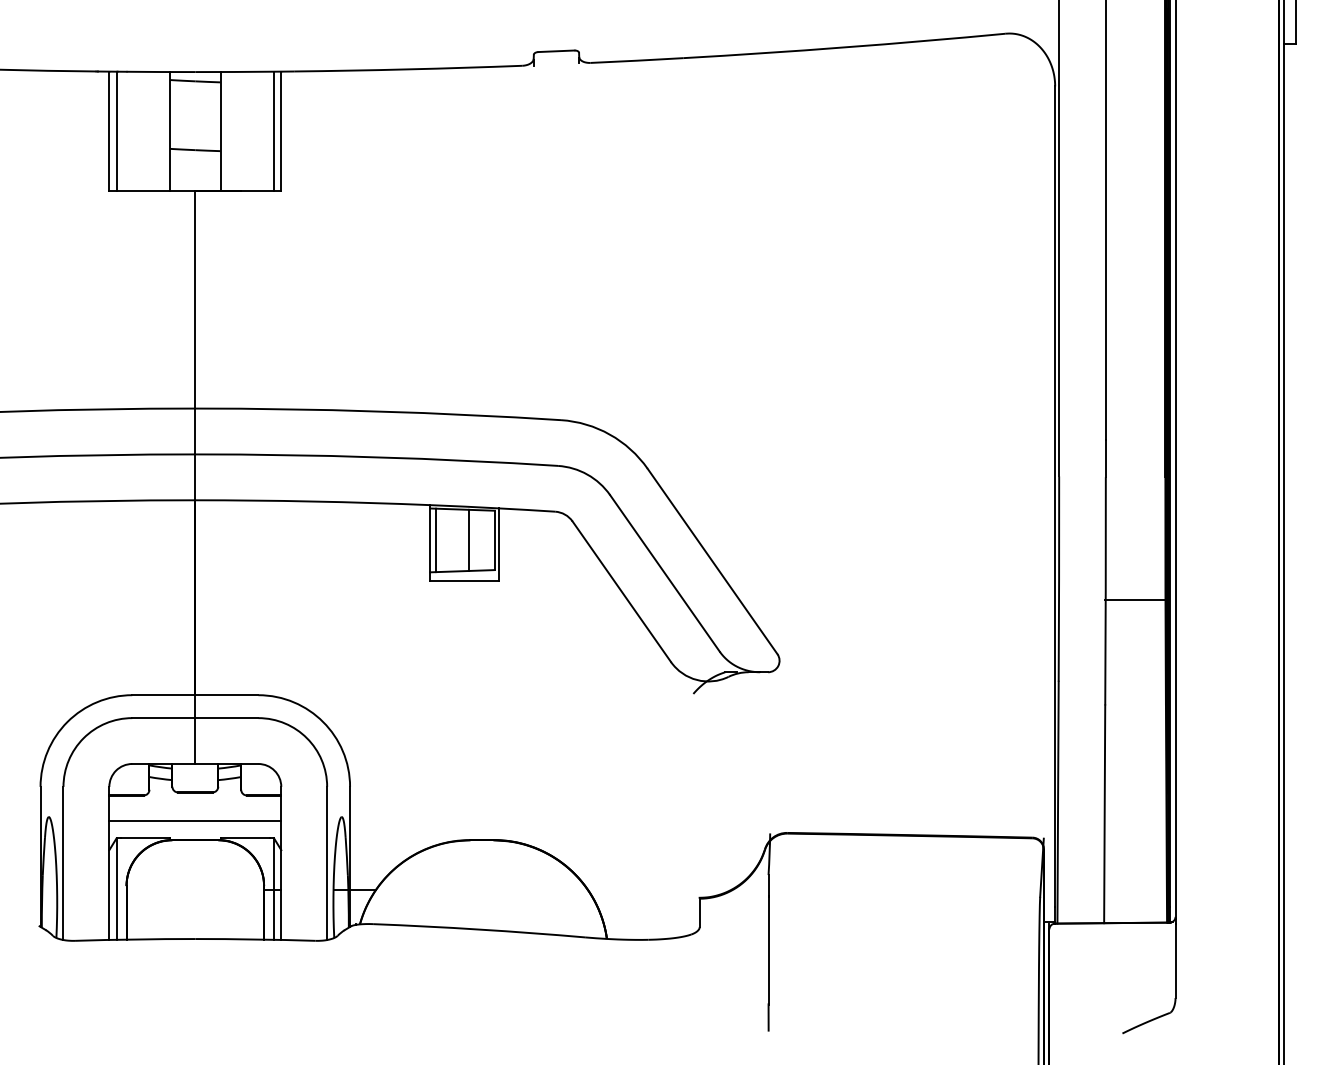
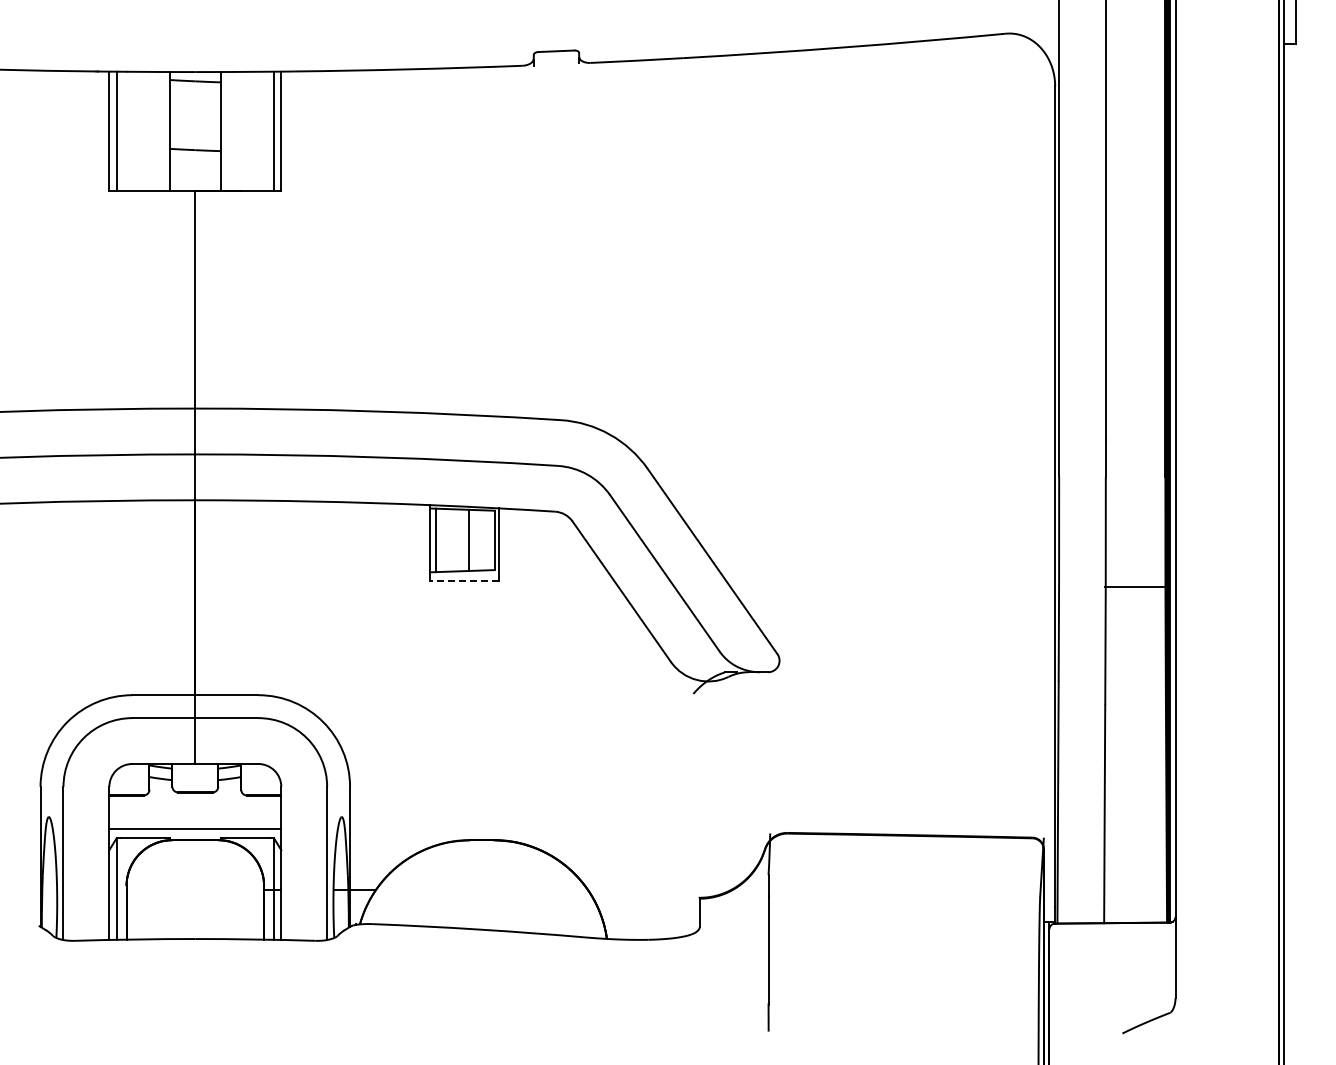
line: solid -> dashed (464, 580)
line position: (1135, 600) -> (1135, 587) (1135, 587)
line position: (195, 821) -> (195, 829) (195, 829)
